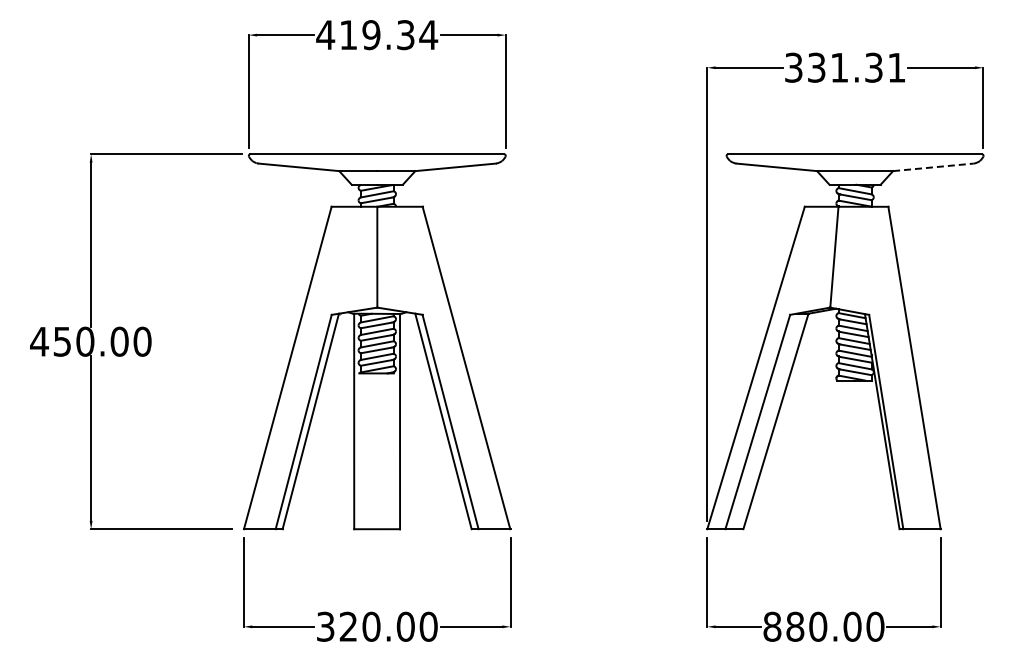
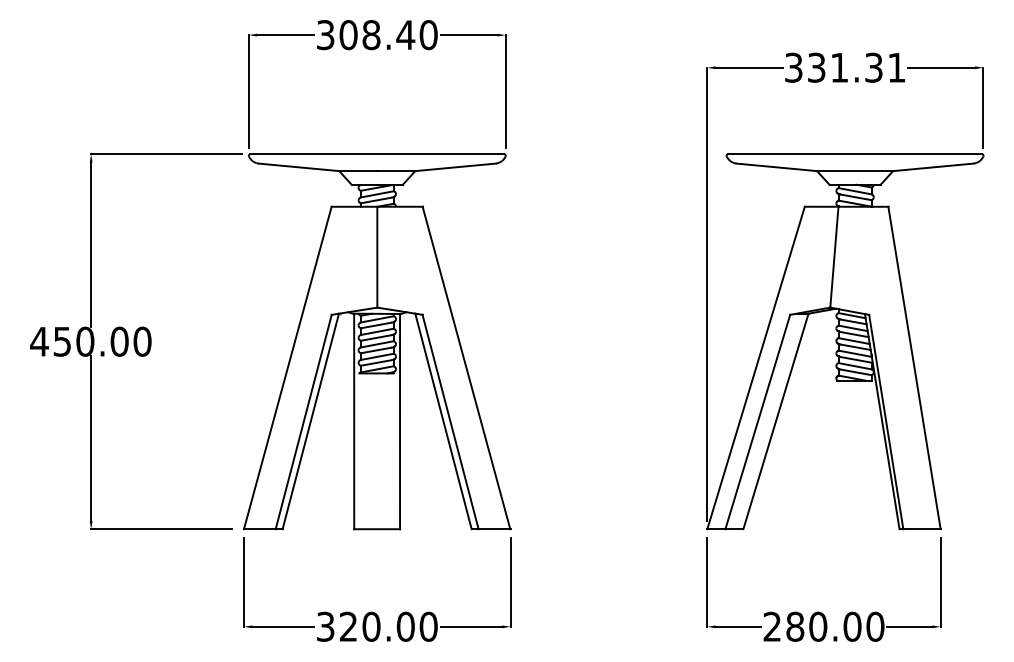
text: 419.34 -> 308.40 (377, 35)
line: dashed -> solid (933, 167)
text: 880.00 -> 280.00 (772, 626)
